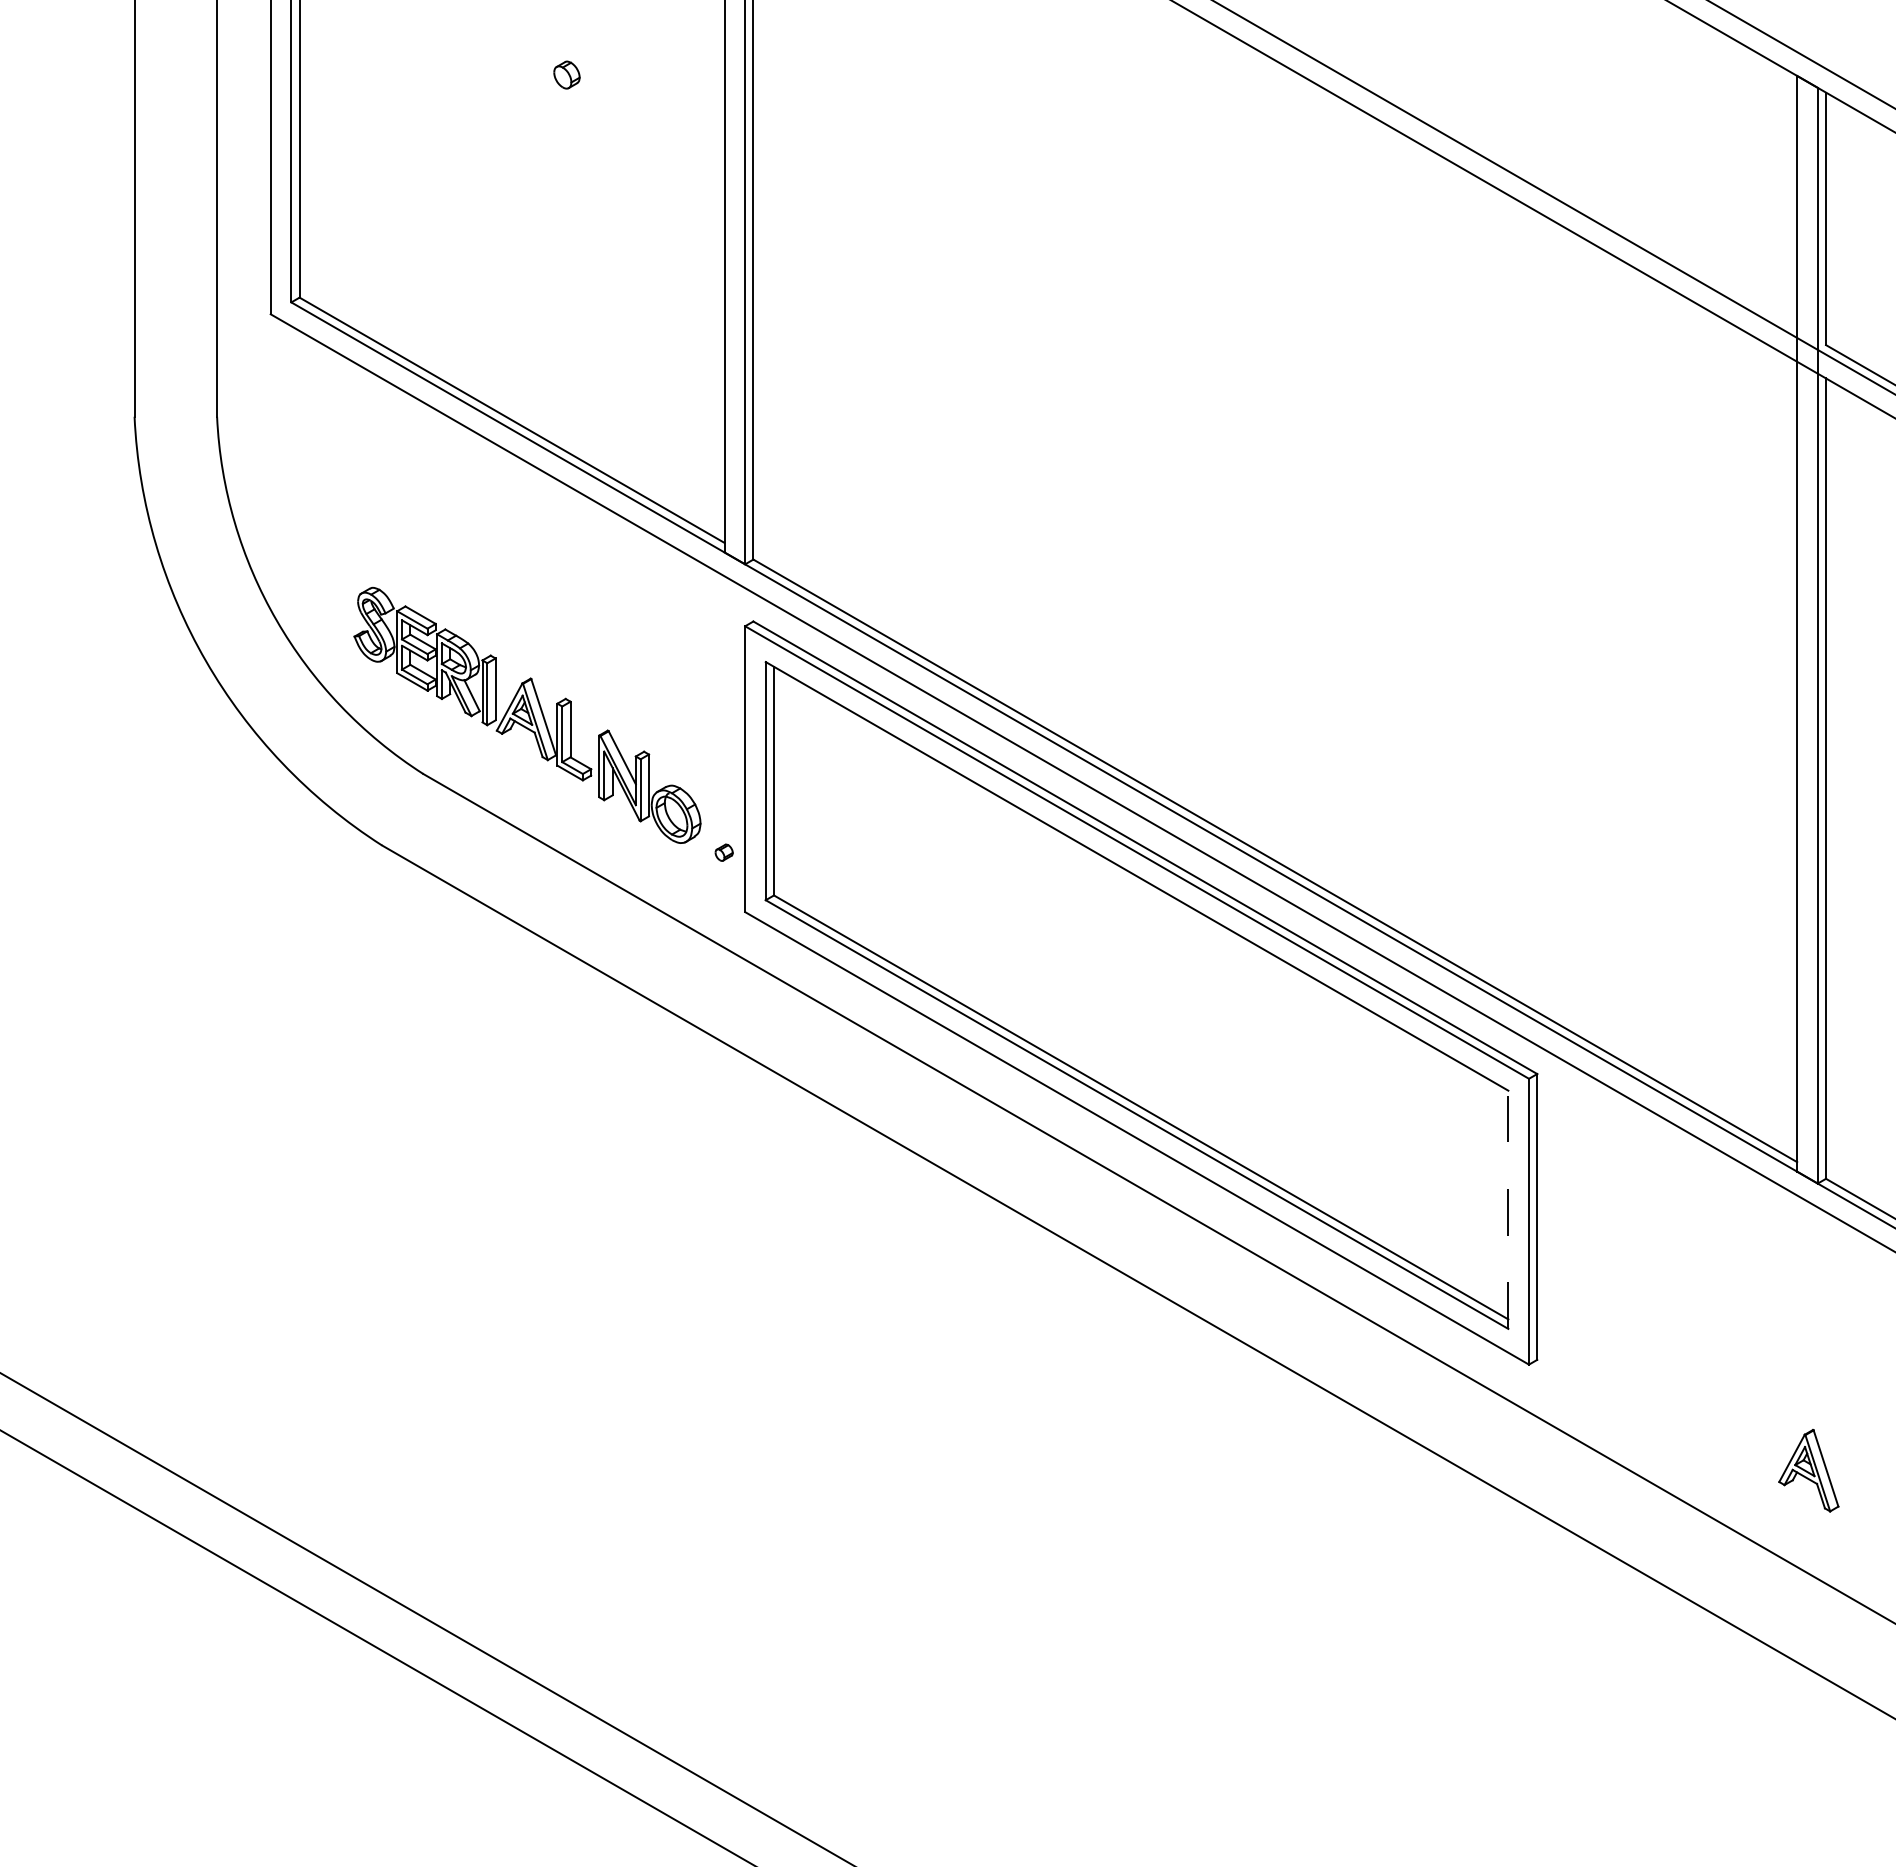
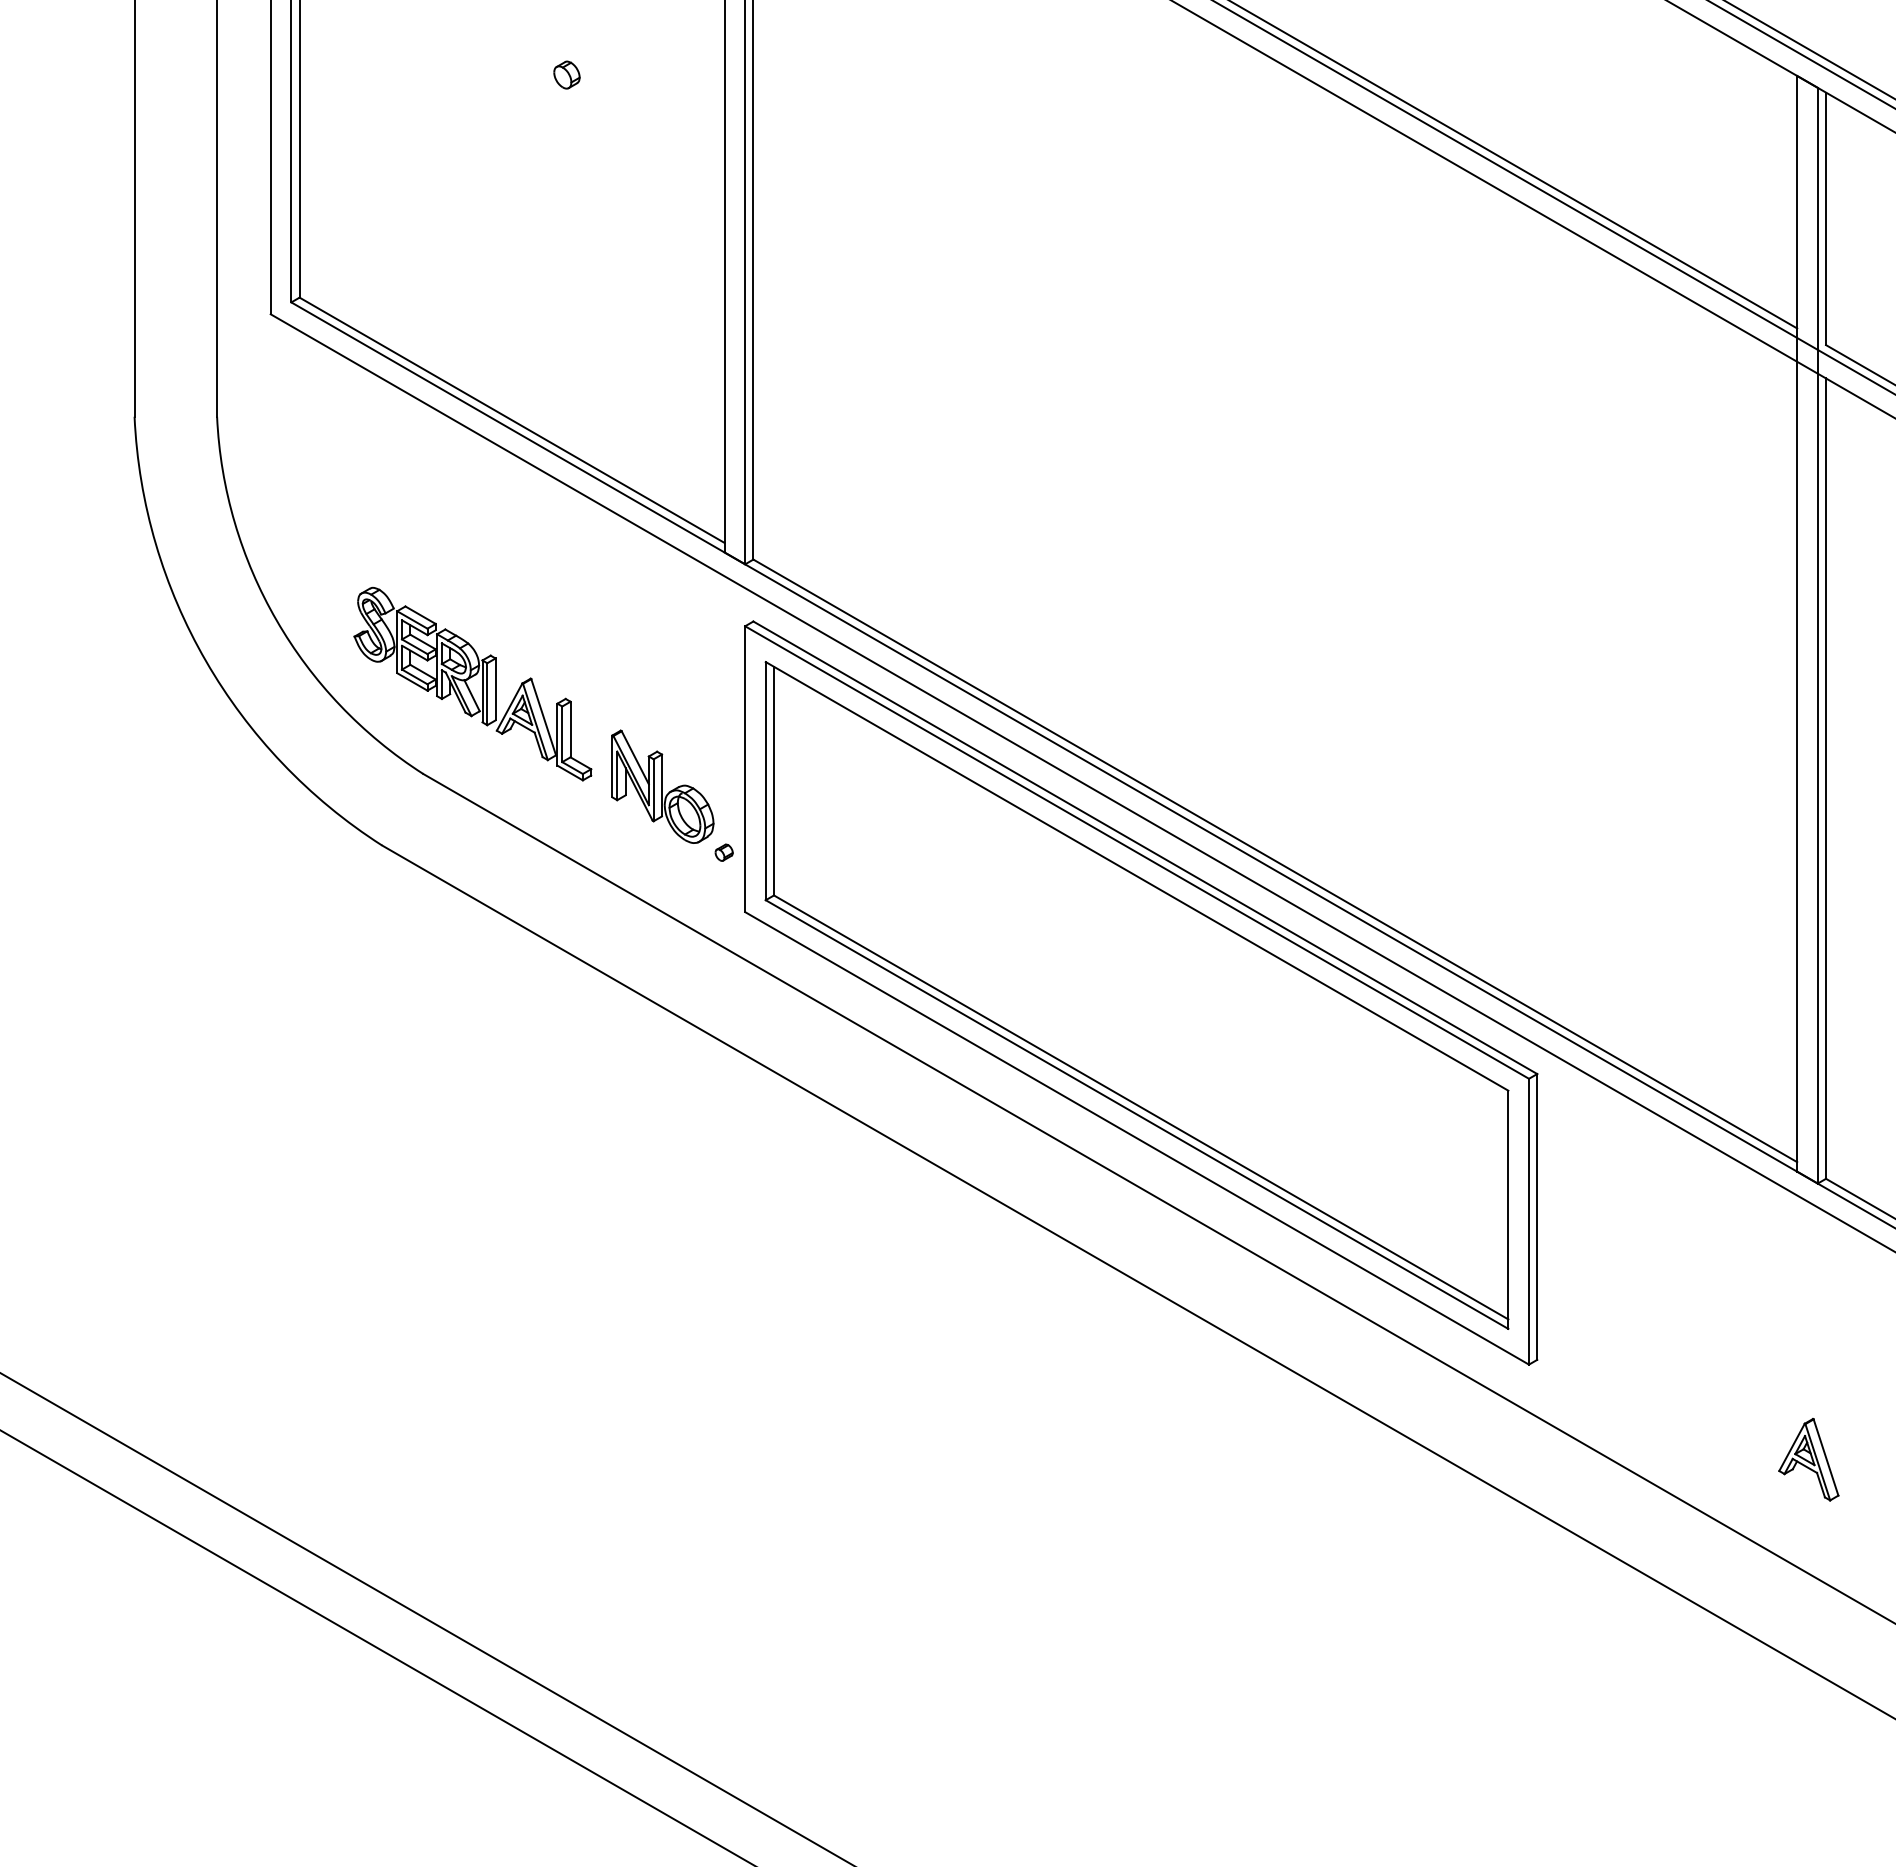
line: none -> present (1809, 49)
line: none -> present (1514, 165)
part position: (649, 786) -> (662, 786) (662, 786)
line: dashed -> solid (1508, 1209)
part position: (1808, 1470) -> (1808, 1459) (1808, 1459)
